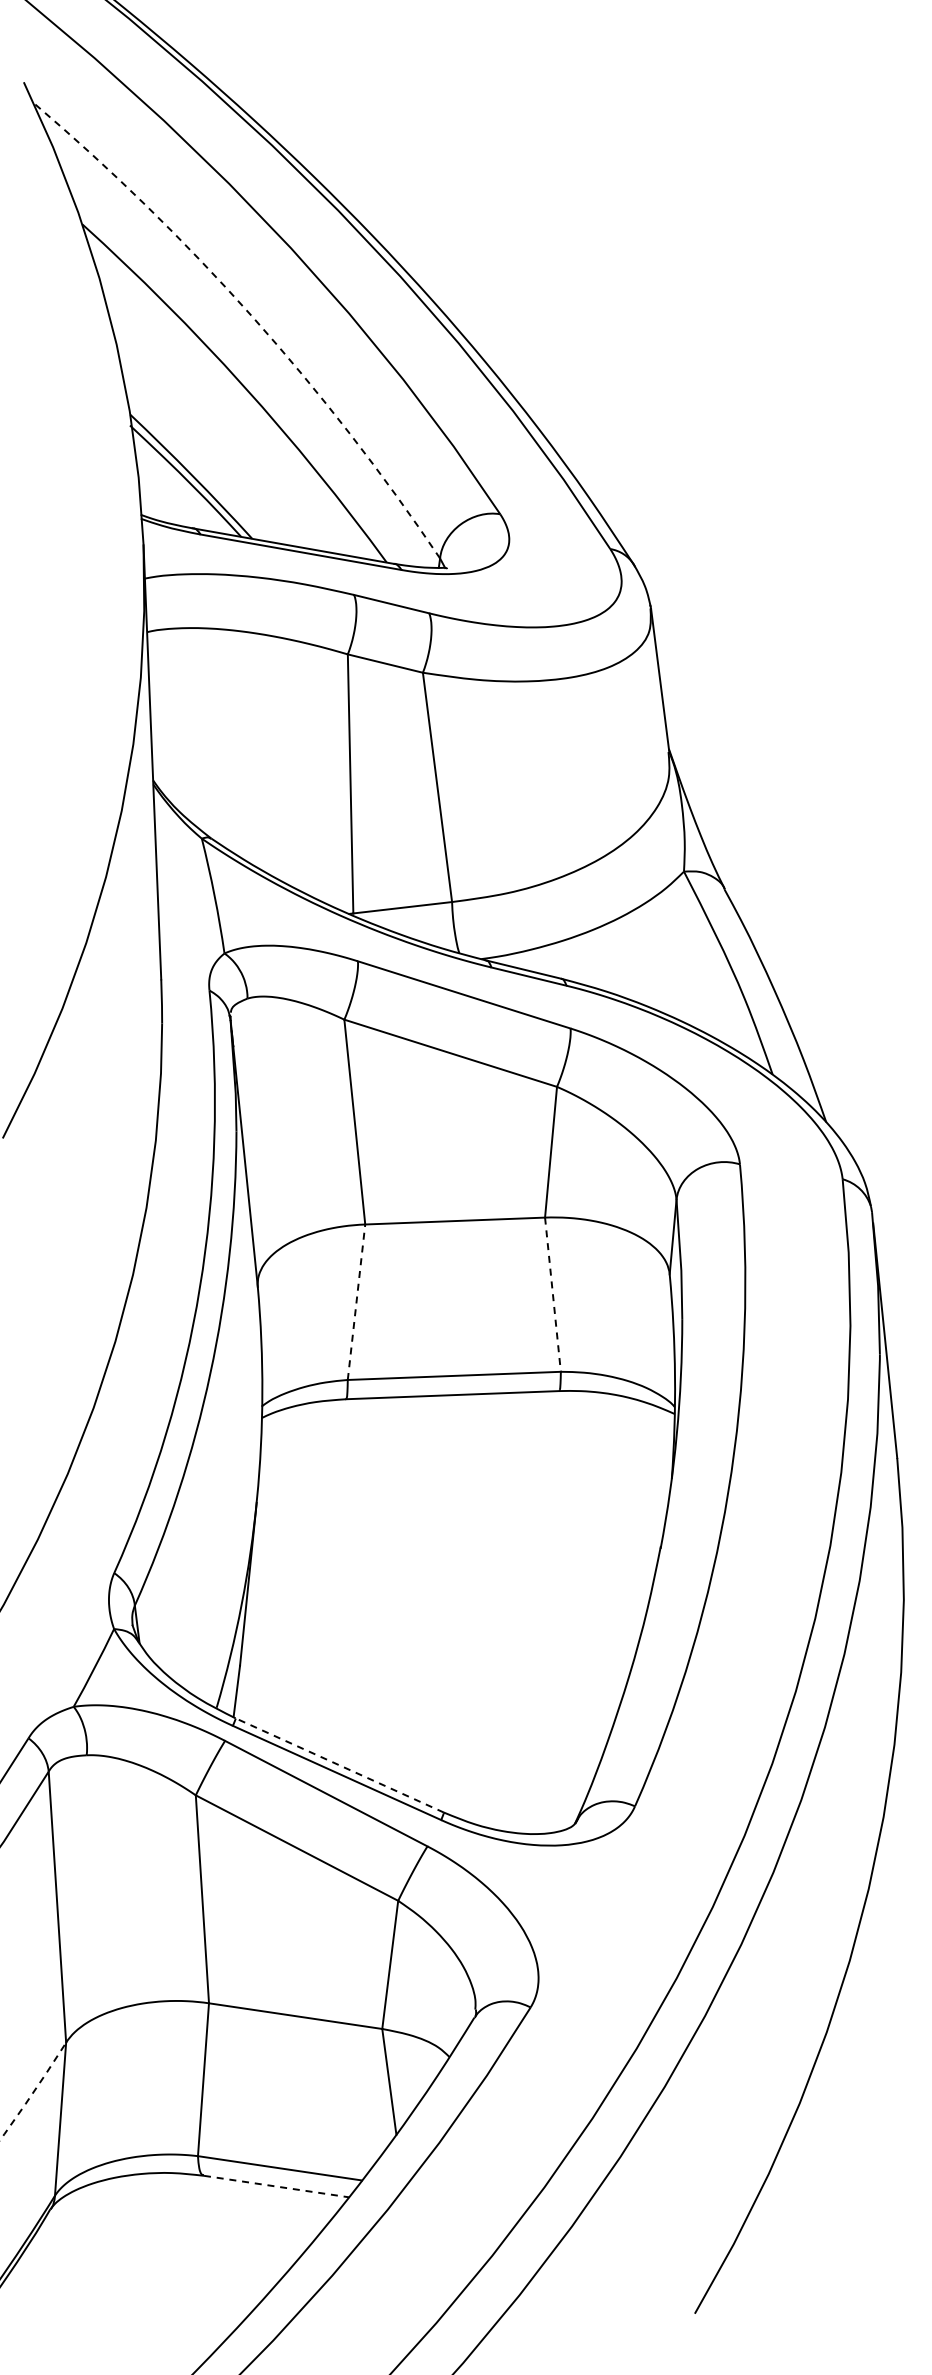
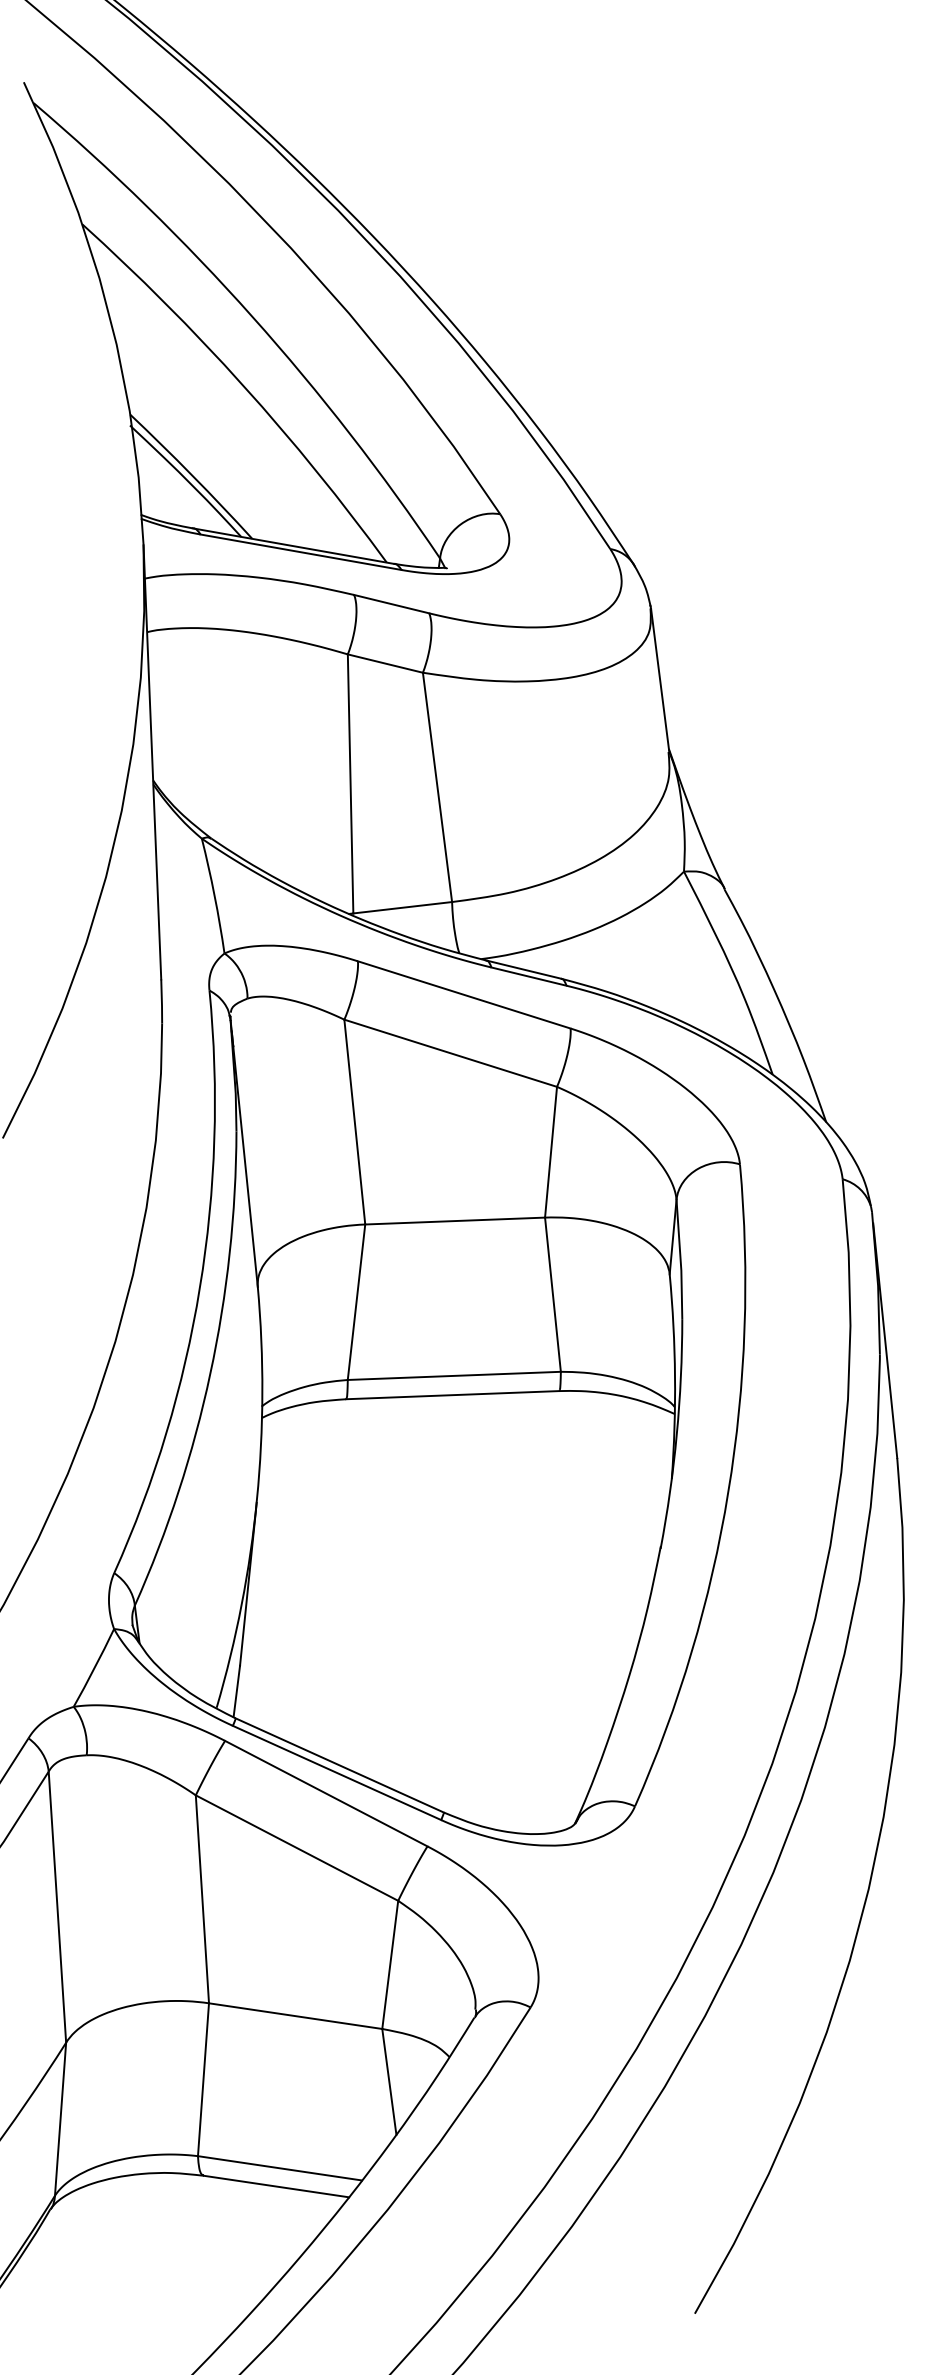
arc: dashed -> solid (252, 316)
line: dashed -> solid (552, 1294)
line: dashed -> solid (356, 1301)
line: dashed -> solid (339, 1765)
arc: dashed -> solid (33, 2091)
line: dashed -> solid (277, 2186)
